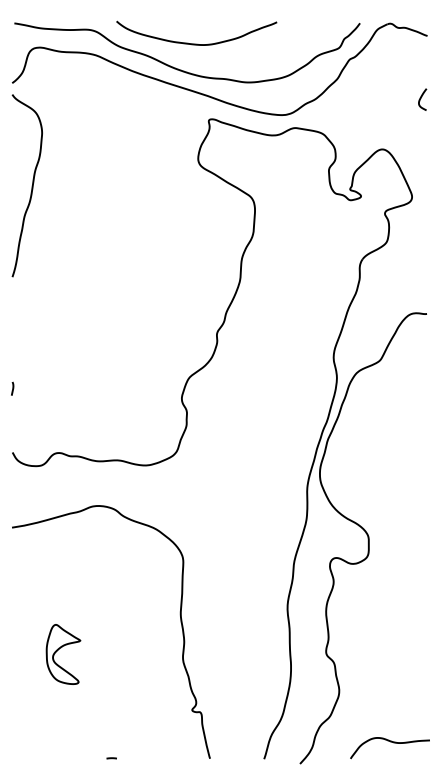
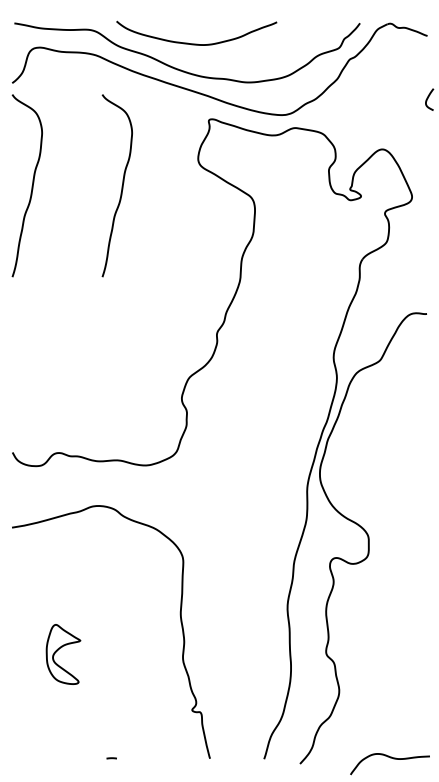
curve position: (421, 98) -> (428, 98) (428, 98)
curve: none -> present (121, 185)
curve: present -> none (12, 388)
curve position: (390, 742) -> (390, 758) (390, 758)
